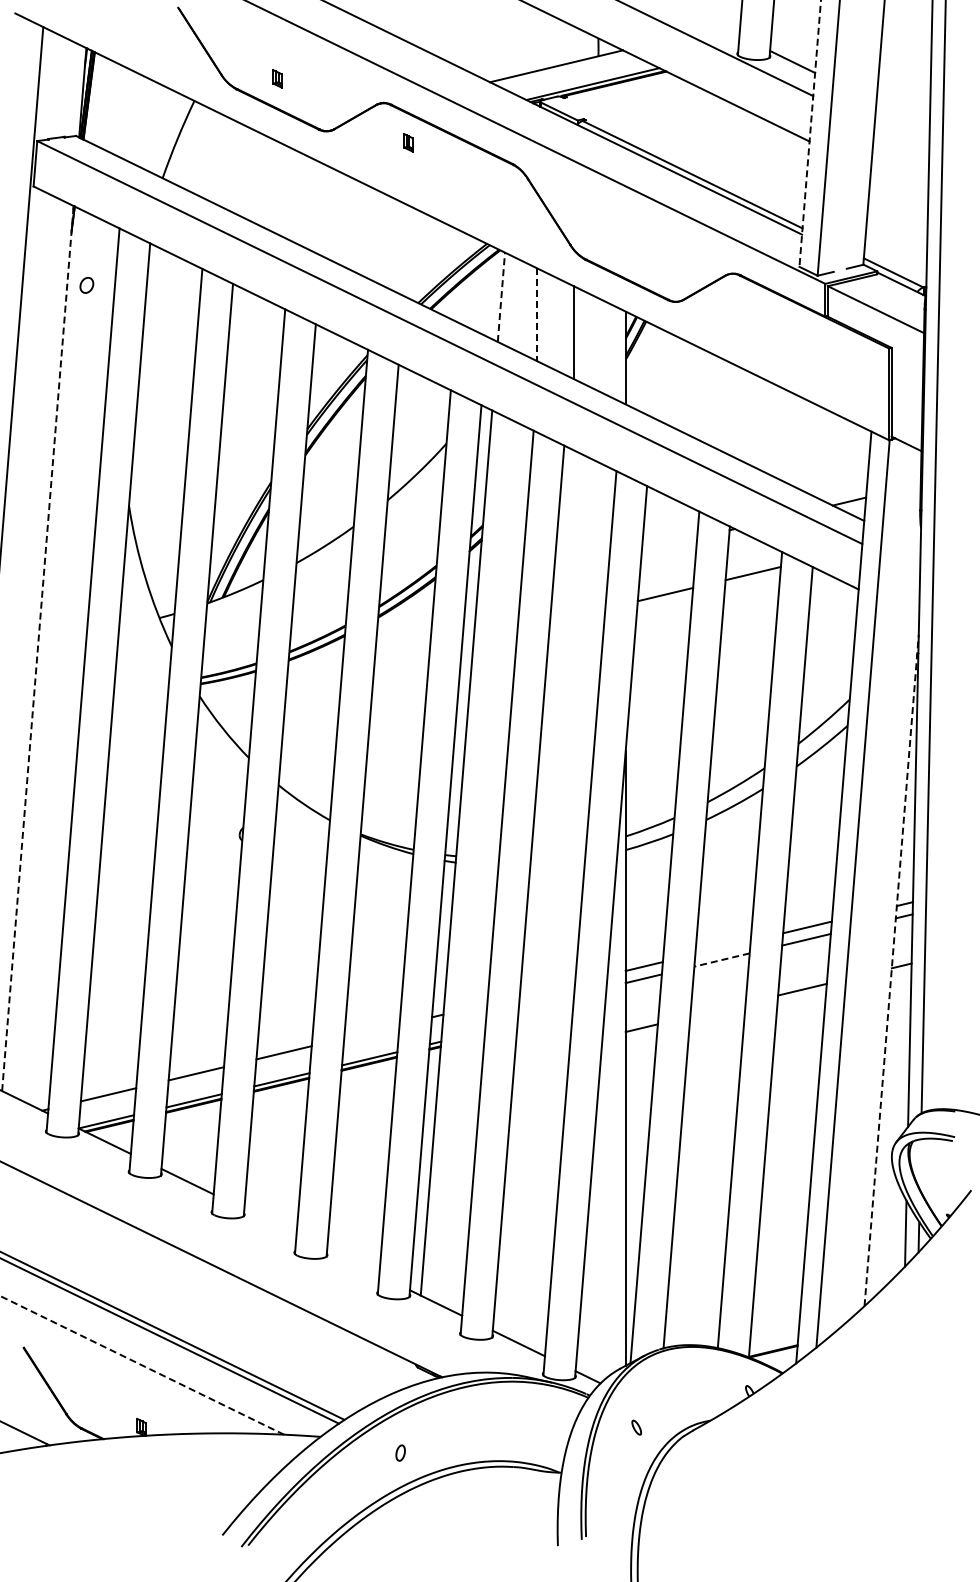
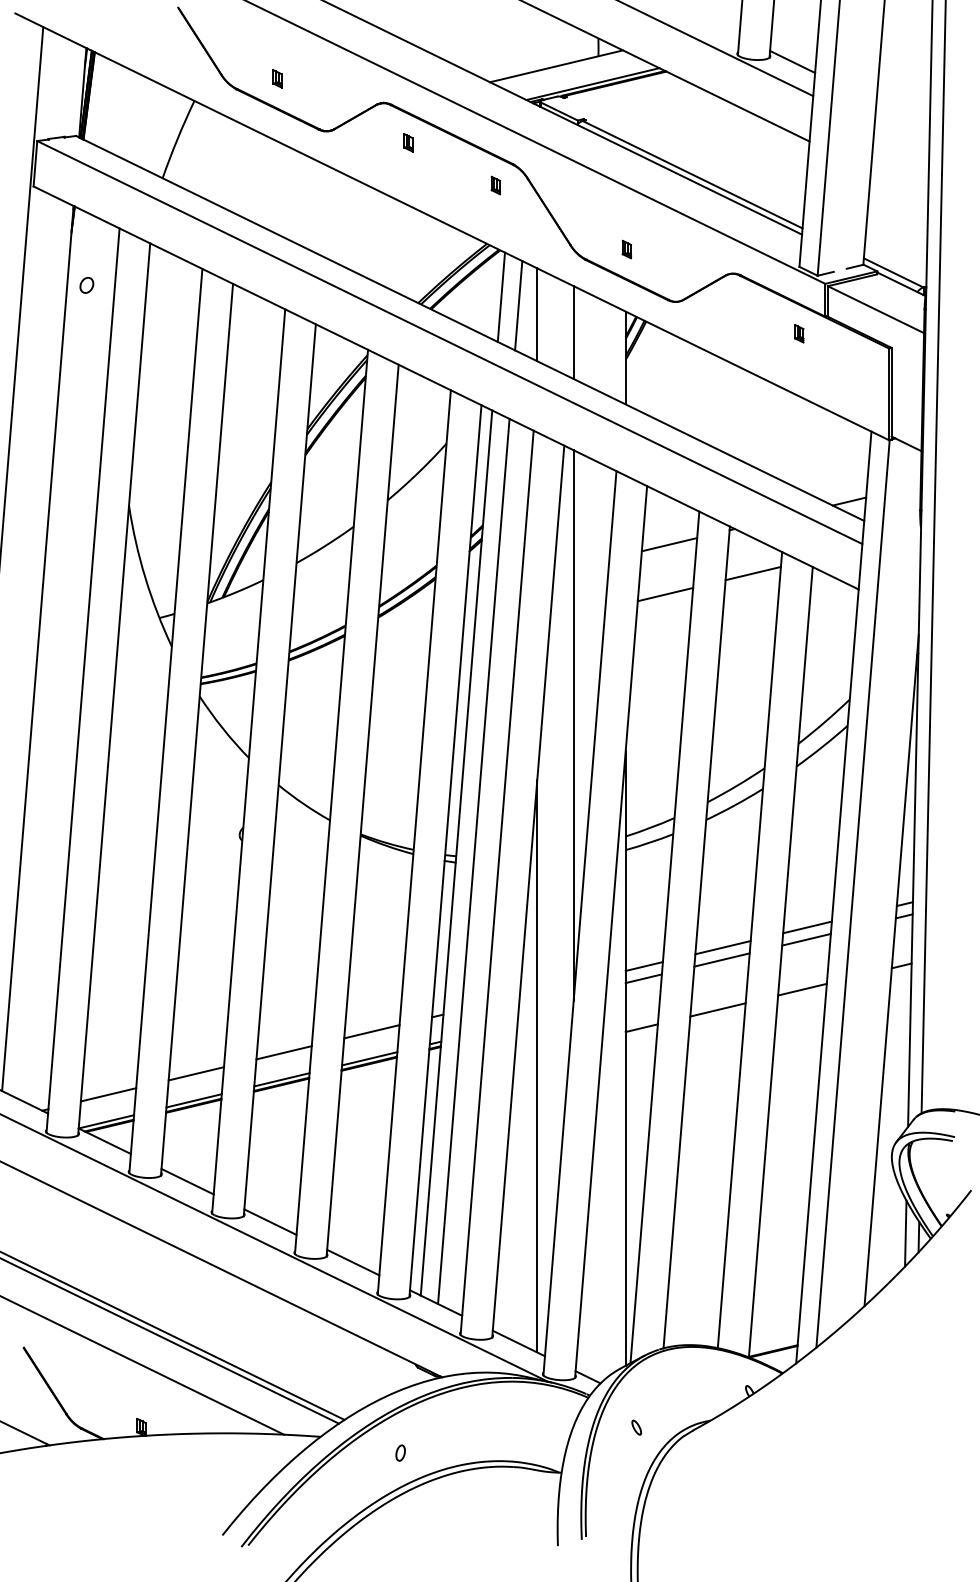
line: dashed -> solid (810, 134)
part: none -> present (495, 185)
part: none -> present (626, 249)
line: dashed -> solid (501, 297)
line: none -> present (518, 305)
line: dashed -> solid (537, 315)
part: none -> present (799, 333)
line: none -> present (669, 544)
line: dashed -> solid (37, 648)
line: none -> present (573, 725)
line: none -> present (473, 861)
line: none -> present (722, 947)
line: dashed -> solid (721, 960)
line: dashed -> solid (891, 970)
line: none -> present (717, 1009)
line: none -> present (371, 1031)
line: none -> present (537, 1065)
line: none -> present (270, 1221)
line: none -> present (274, 1248)
line: none -> present (353, 1262)
line: dashed -> solid (142, 1365)
